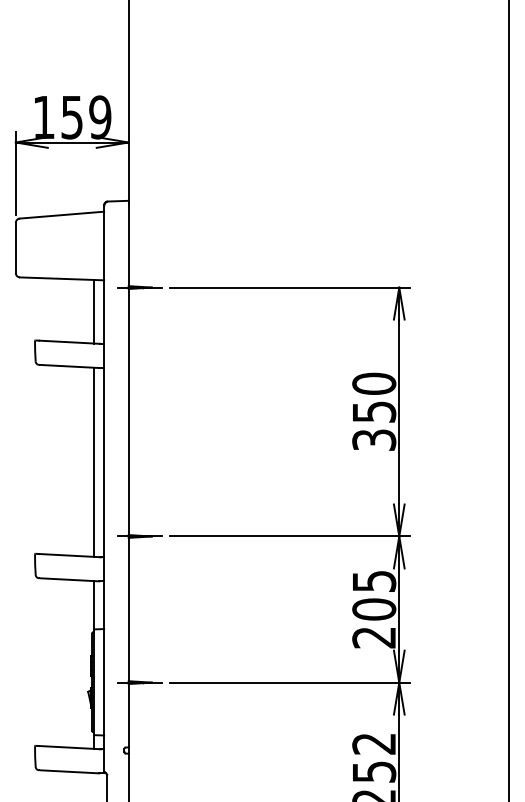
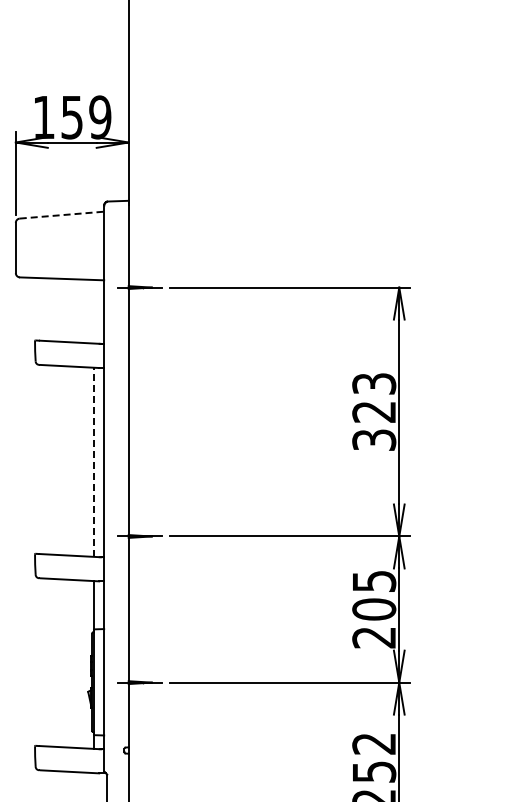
line: solid -> dashed (62, 215)
line: present -> none (93, 311)
text: 350 -> 323 (374, 397)
line: present -> none (509, 400)
line: solid -> dashed (93, 462)
